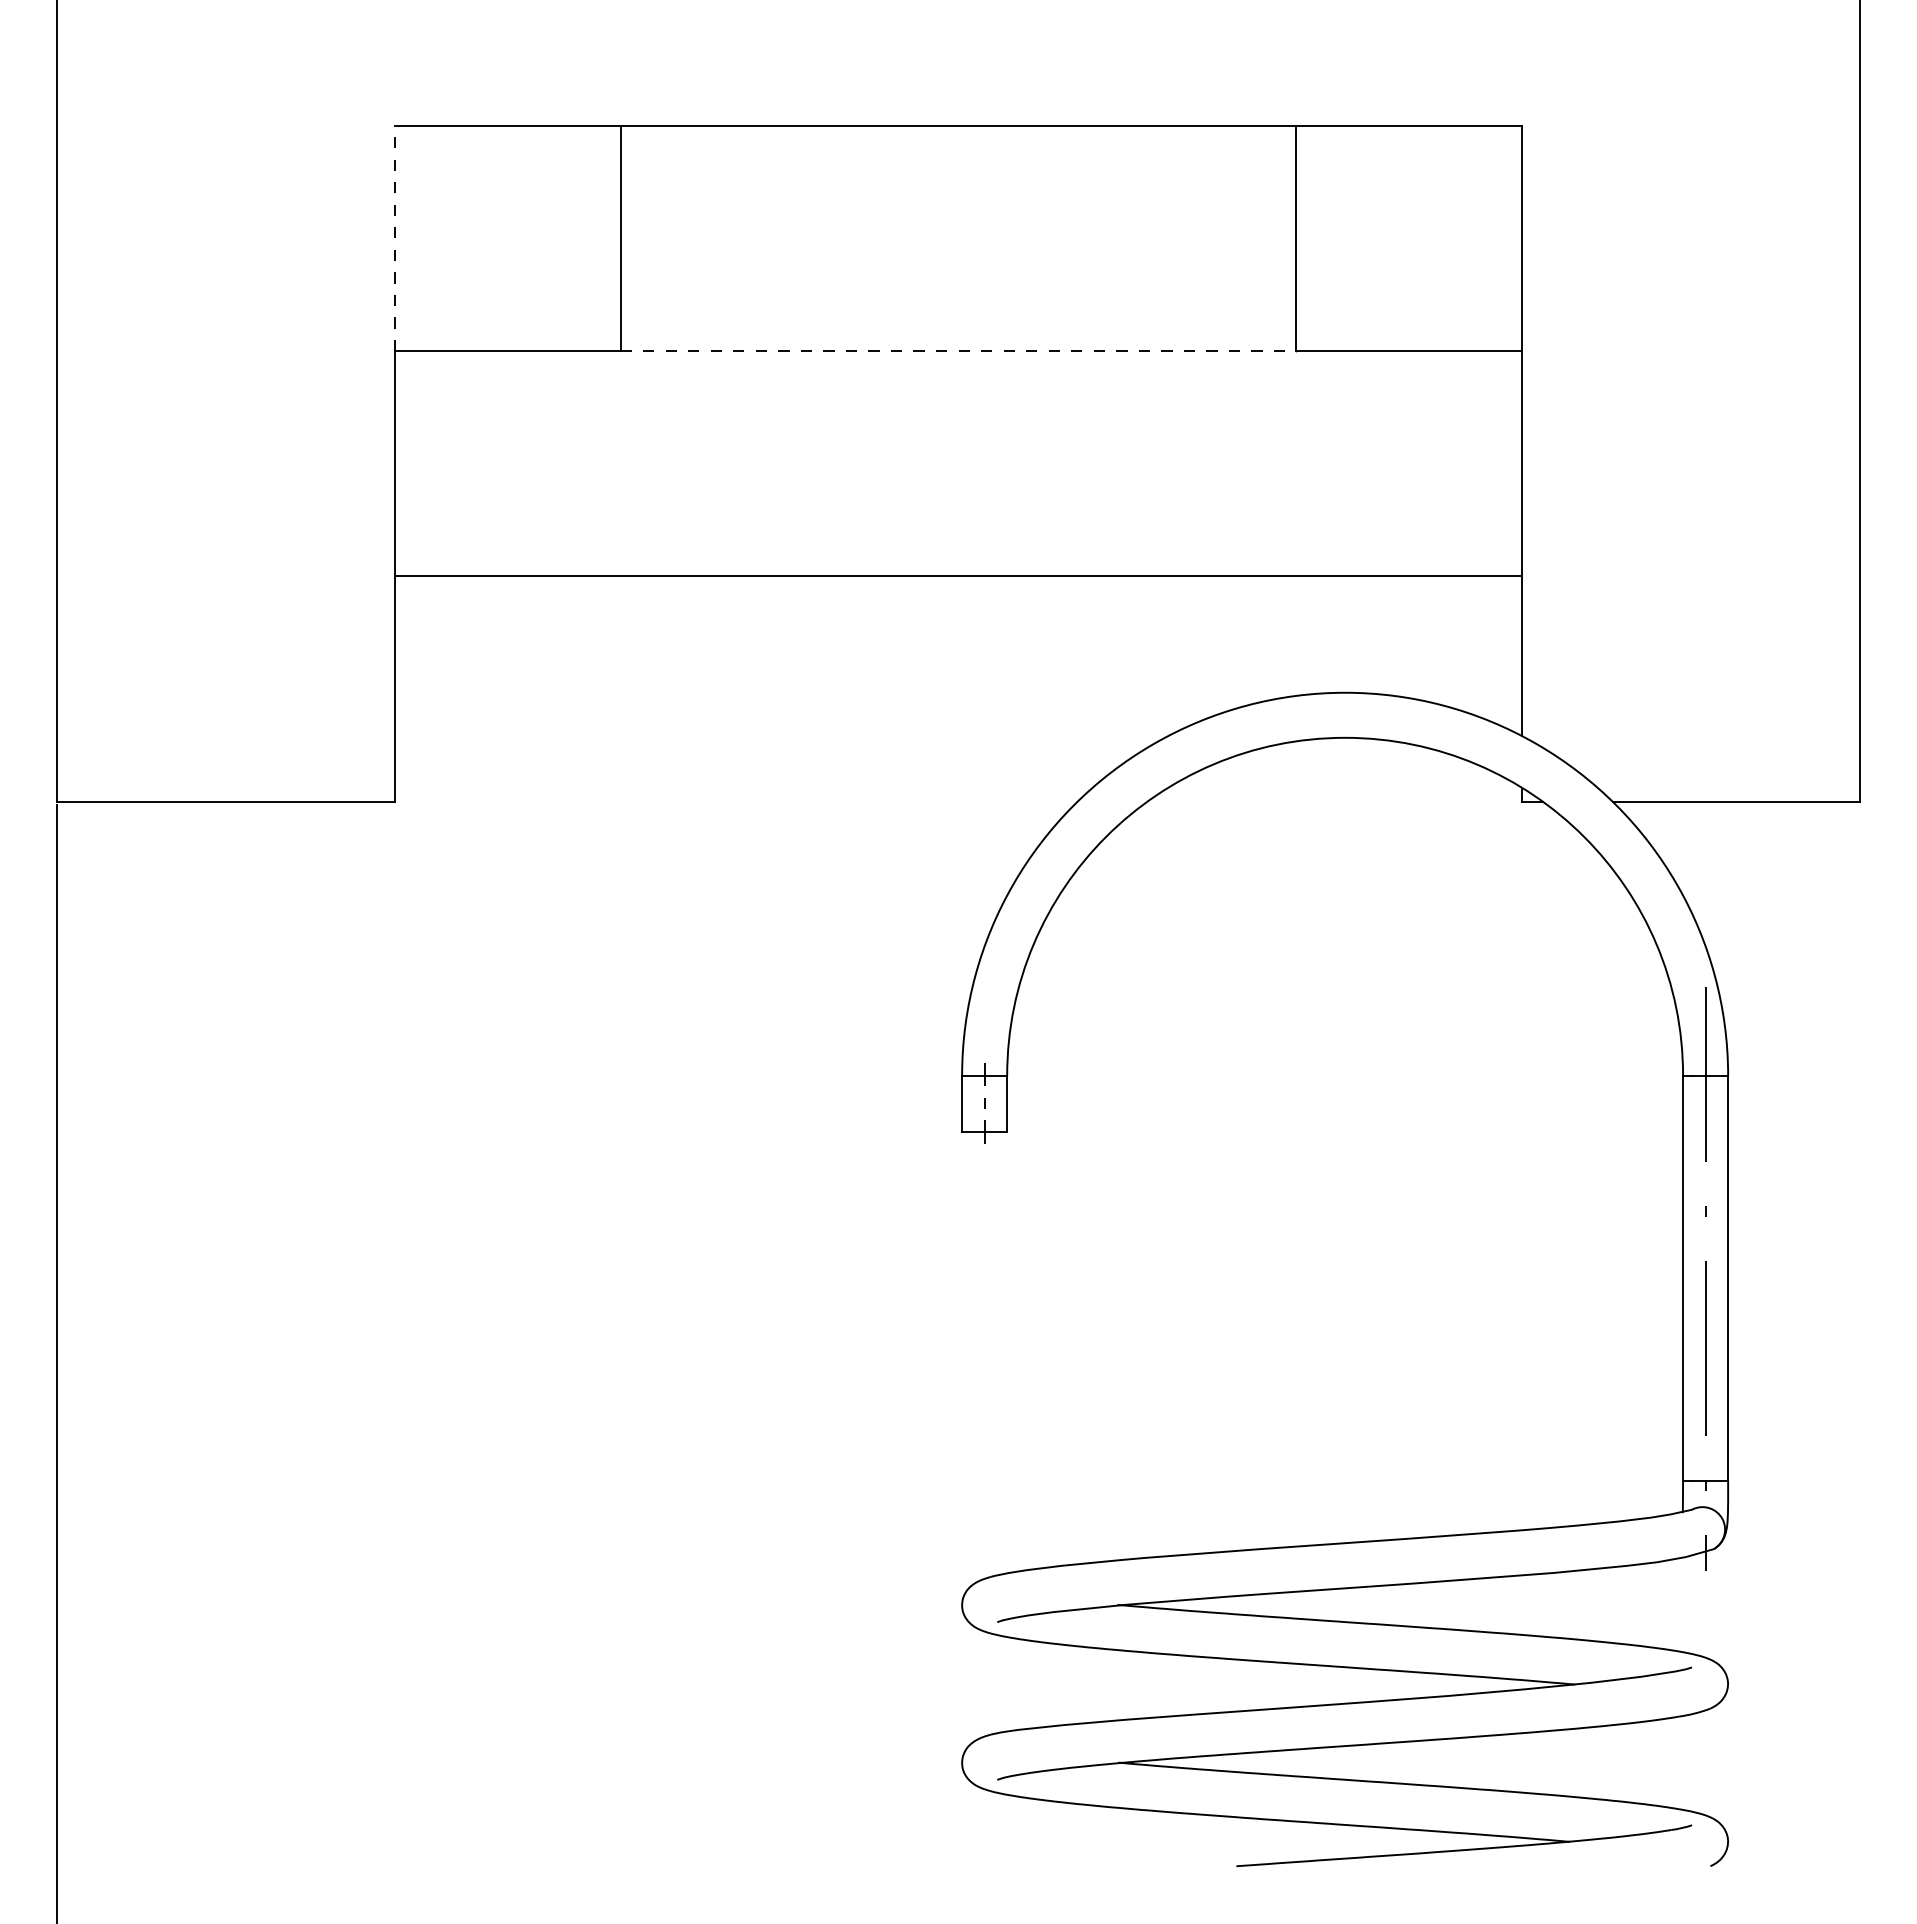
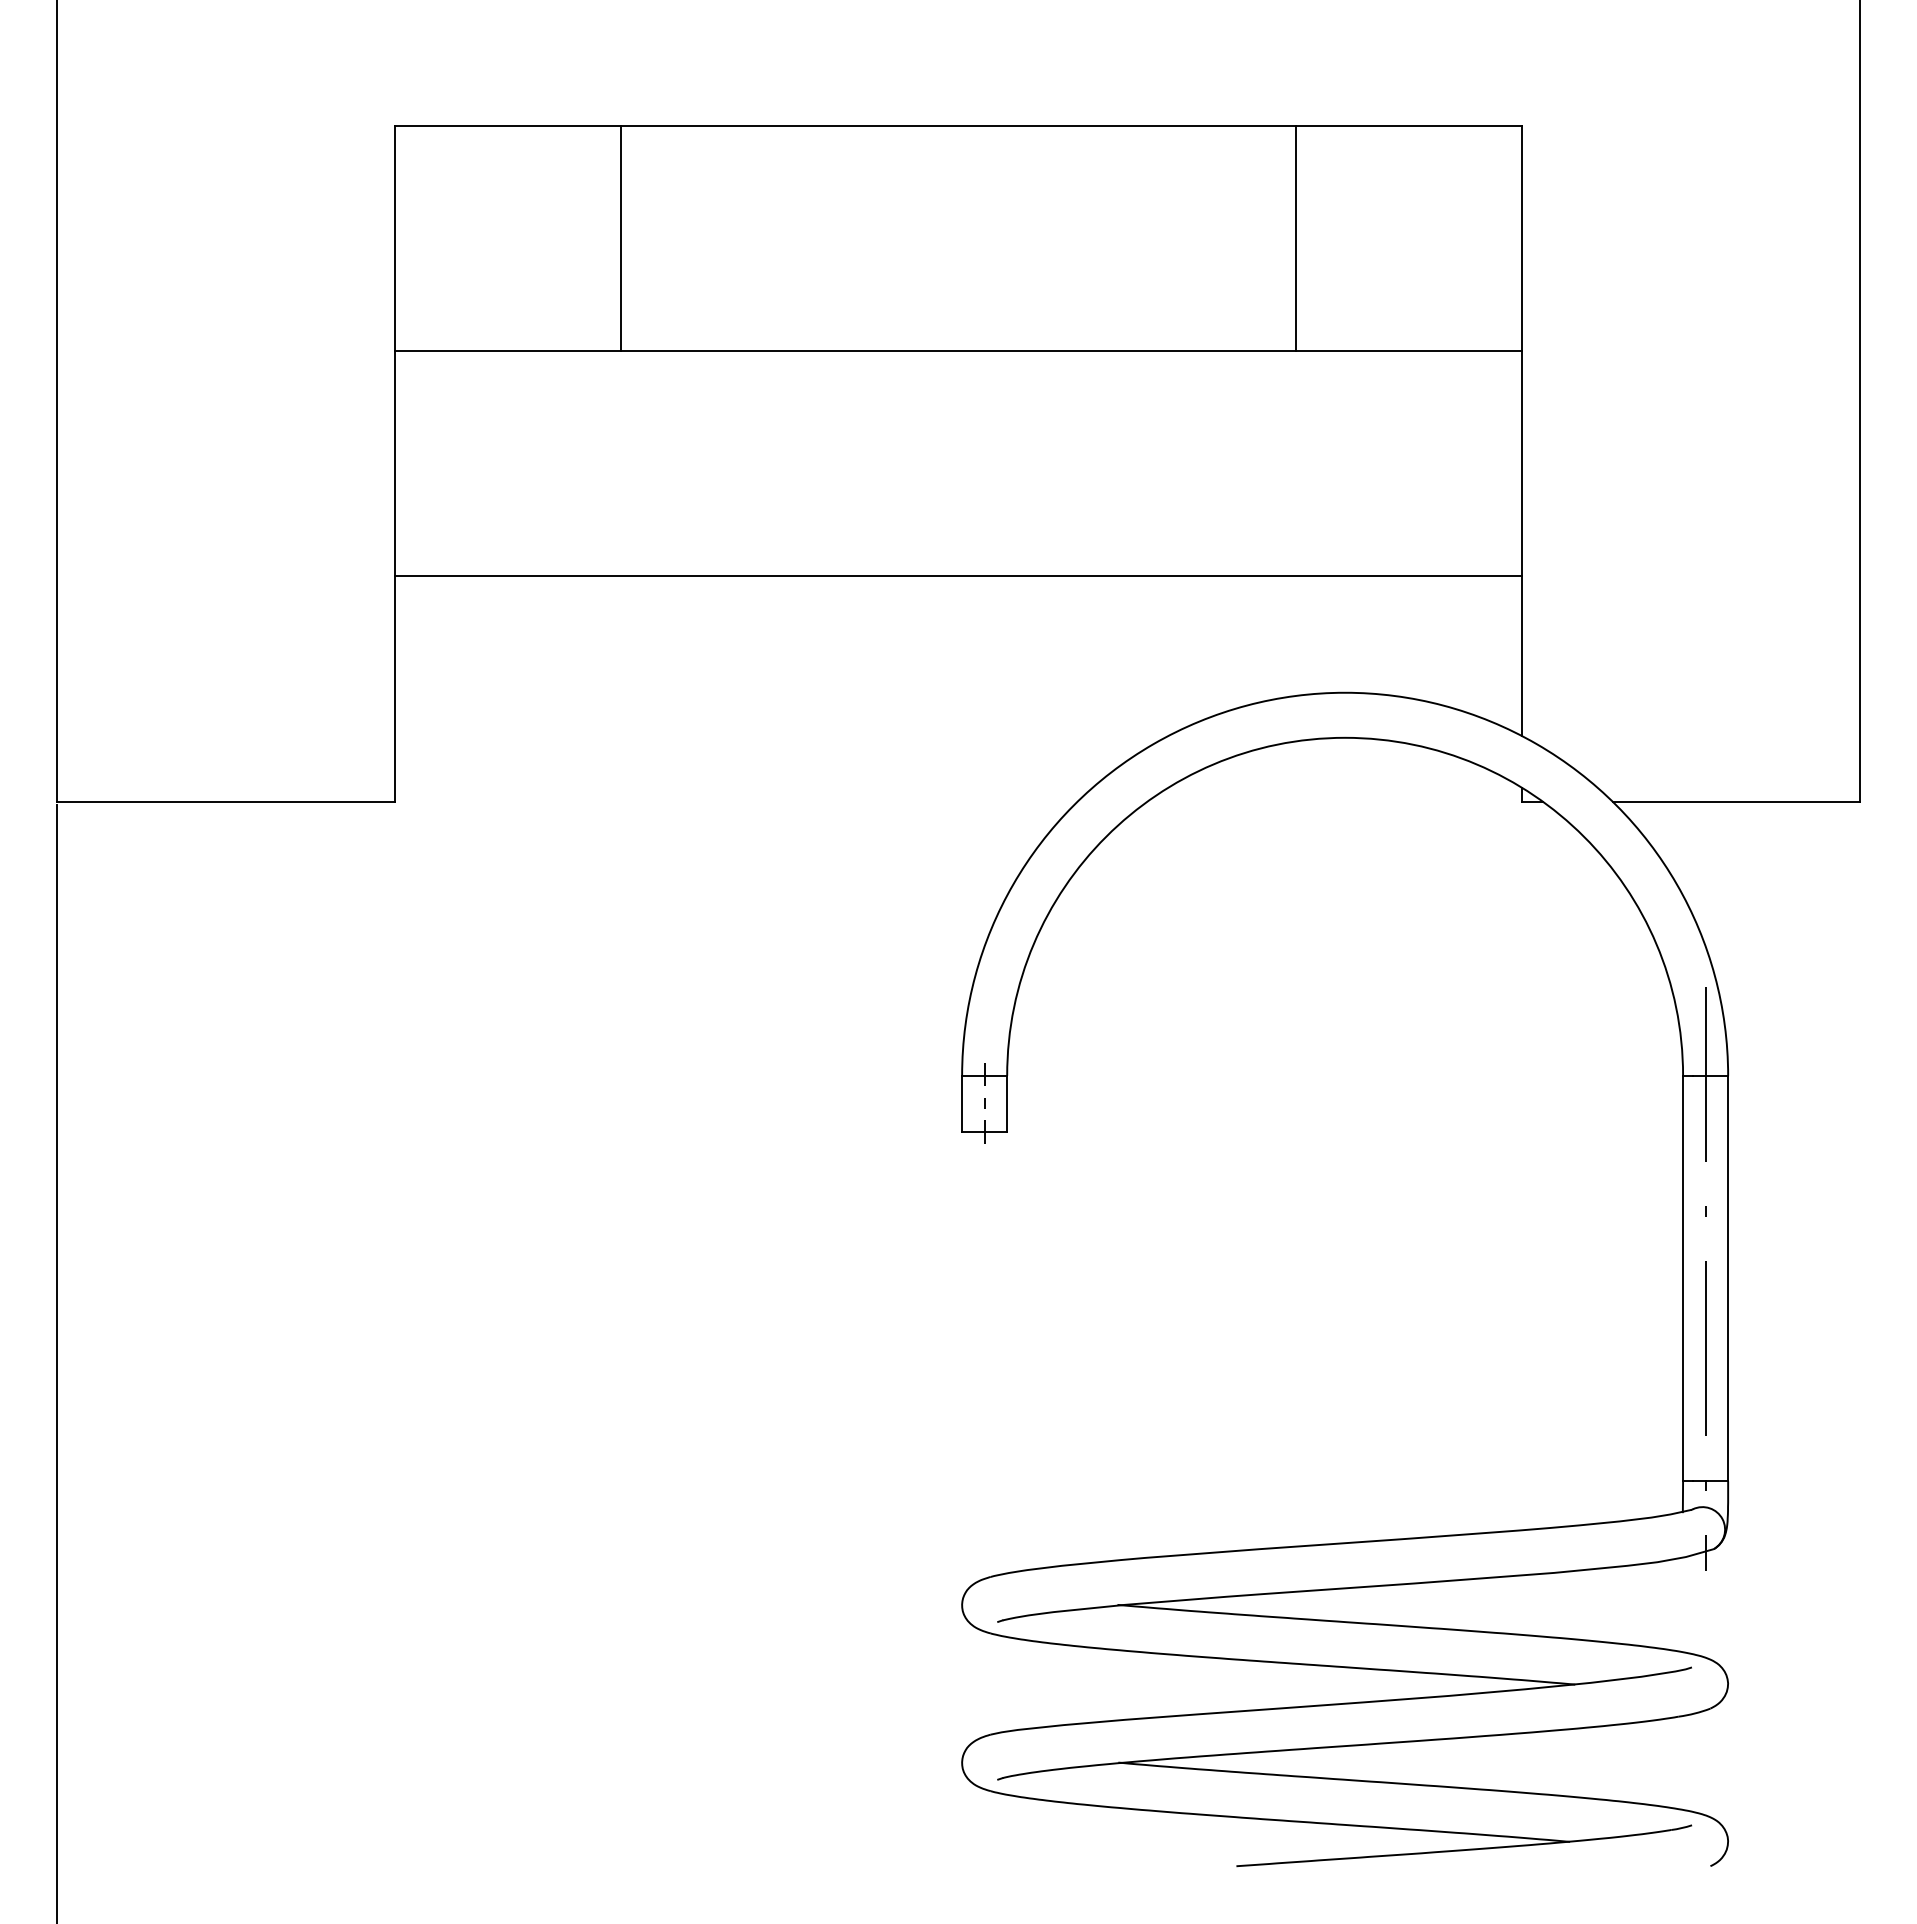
line: dashed -> solid (395, 238)
line: dashed -> solid (958, 351)
